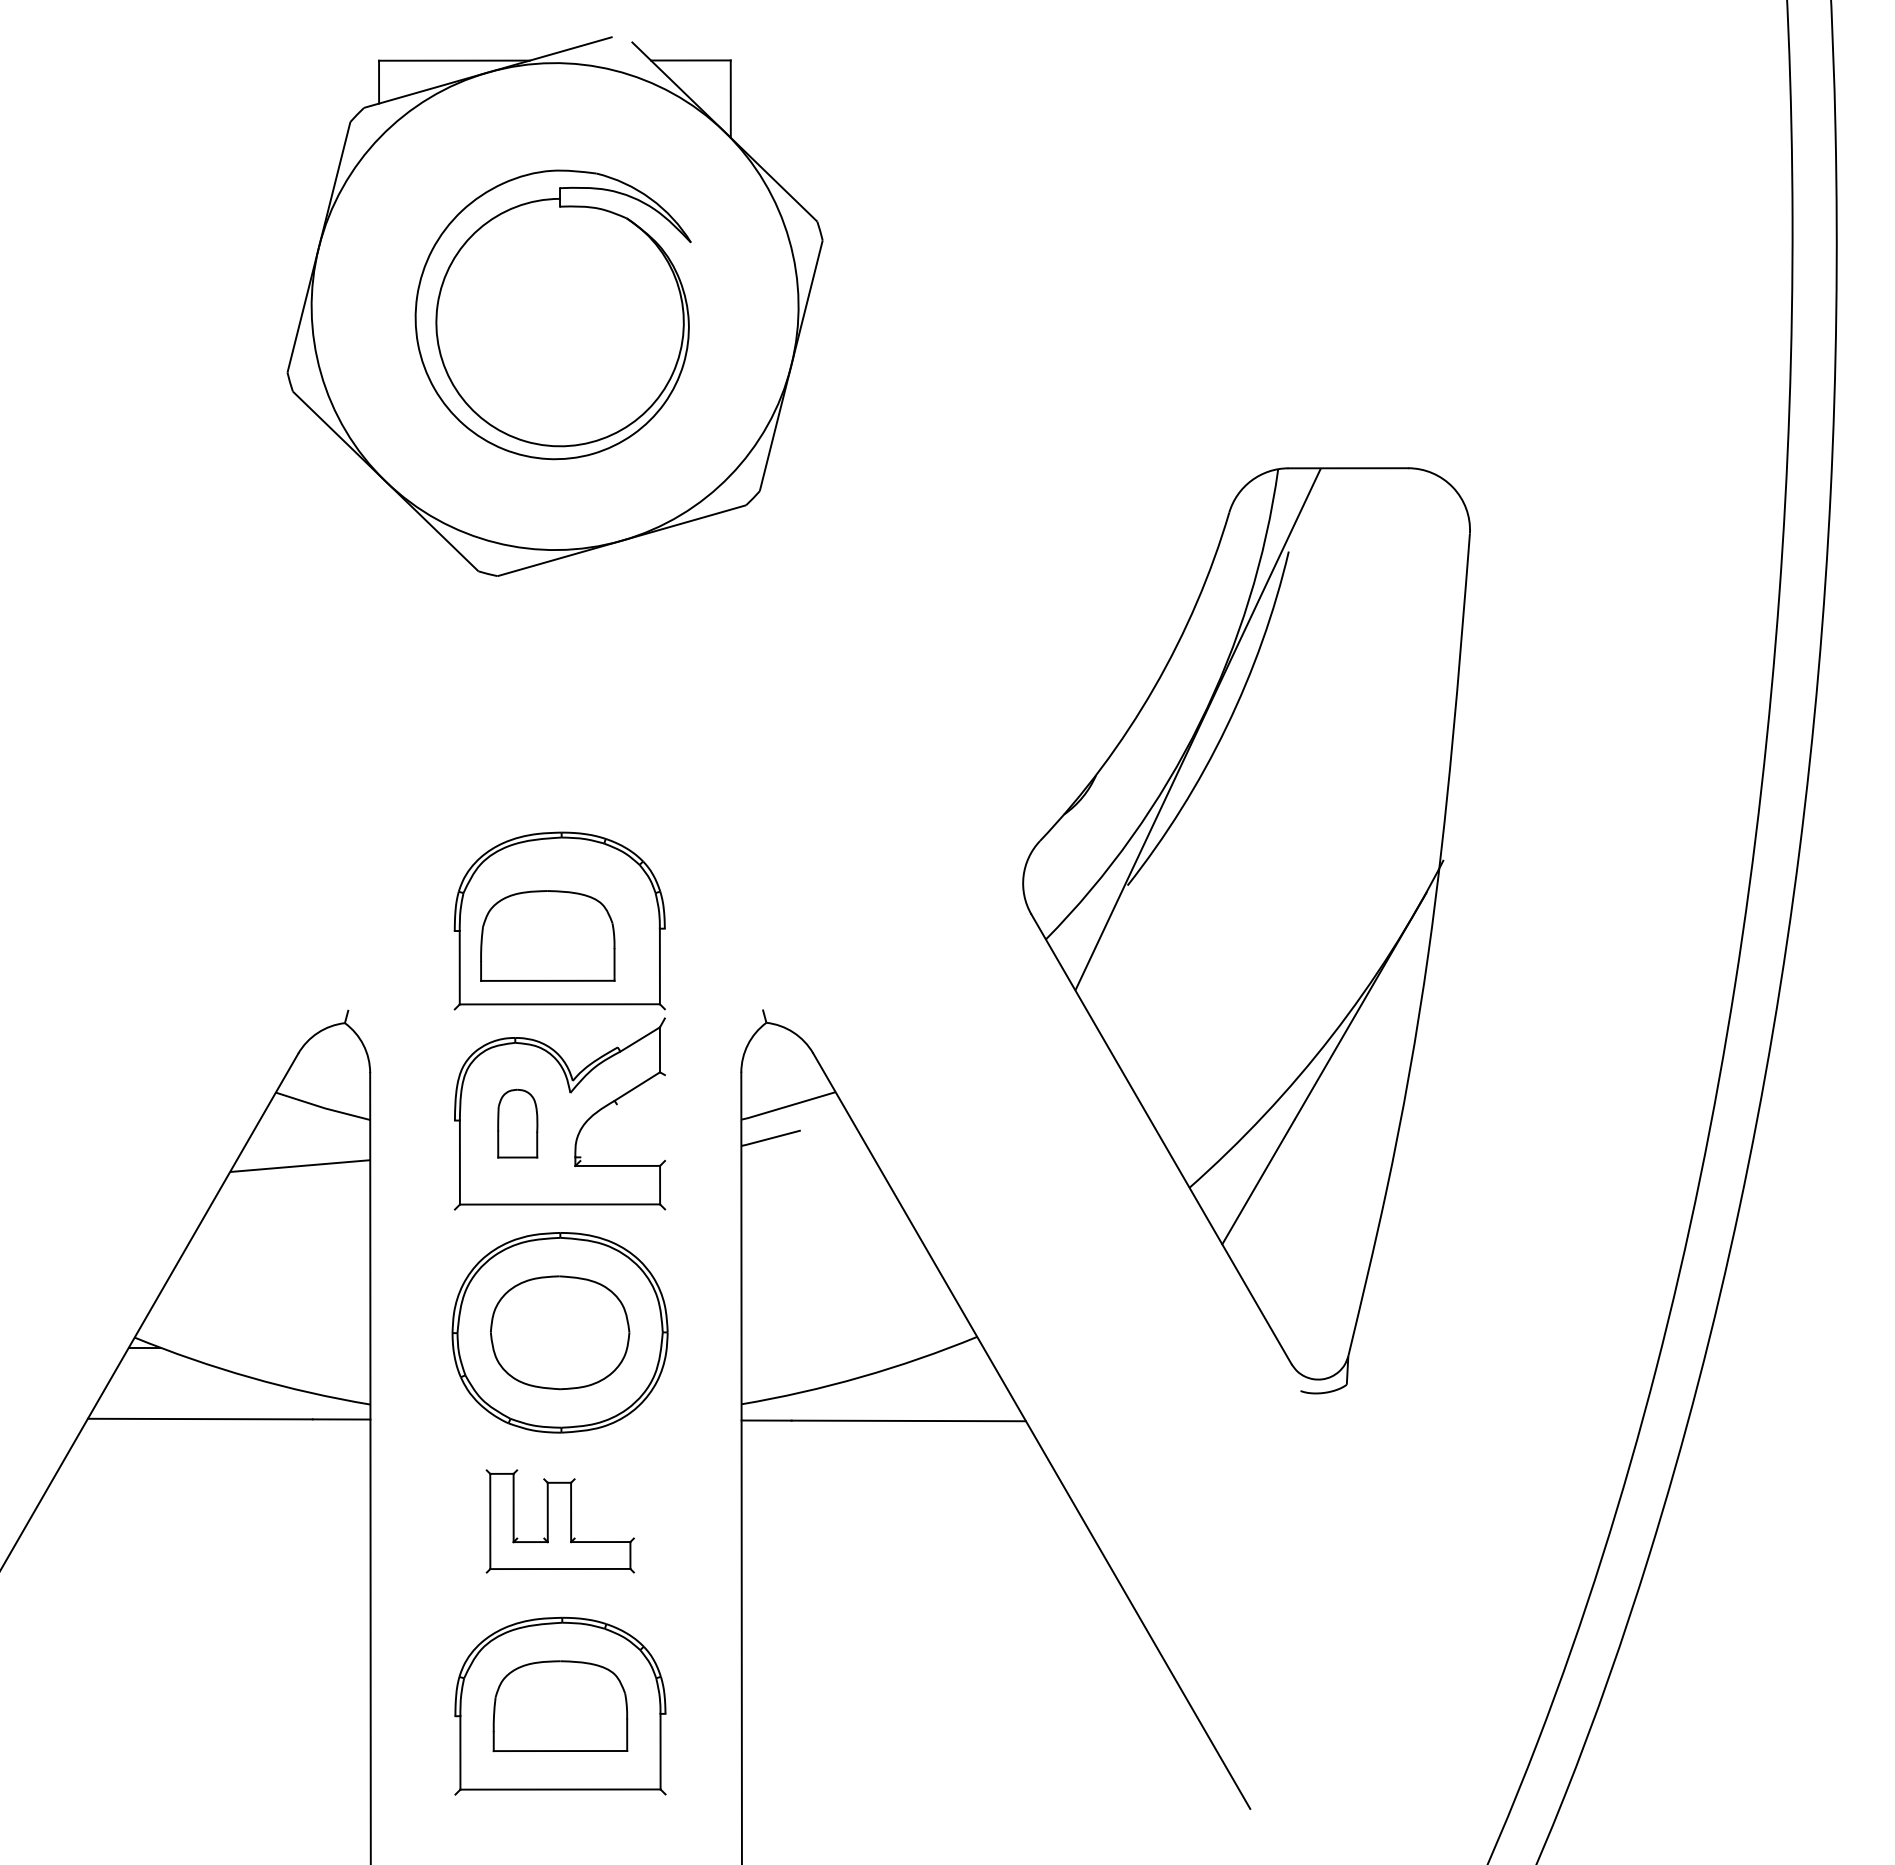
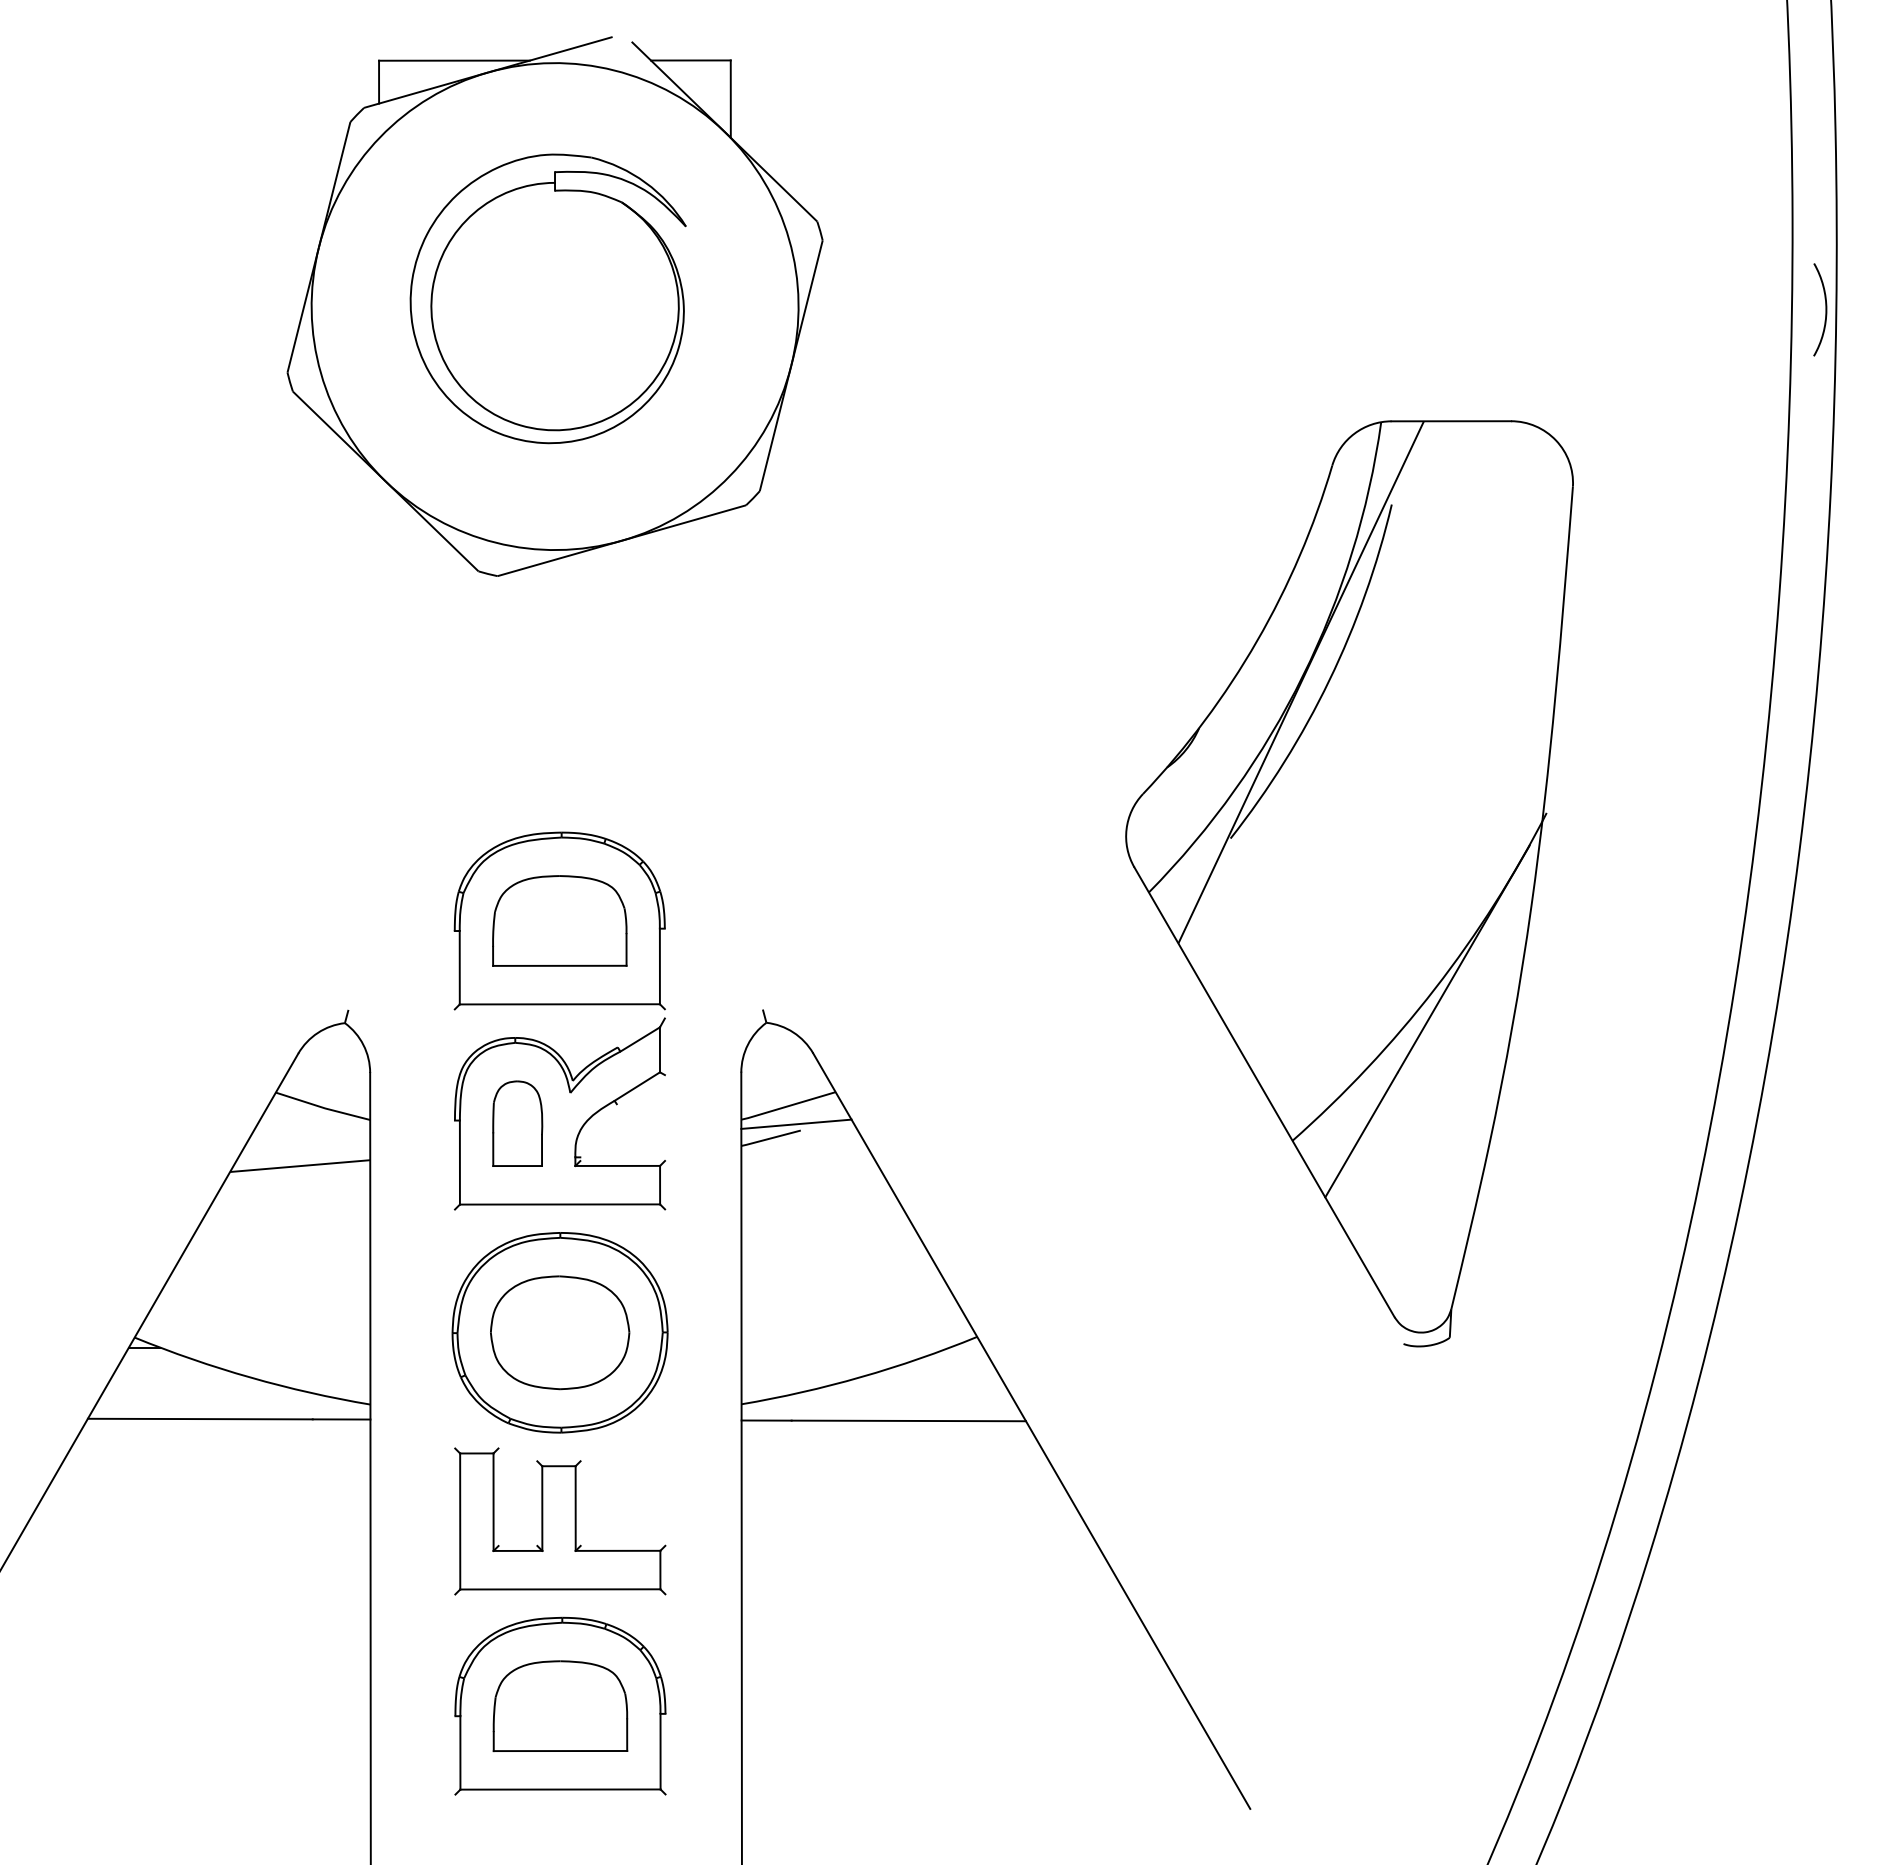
arc: none -> present (1825, 309)
part position: (552, 314) -> (547, 298) (547, 298)
part position: (1246, 930) -> (1349, 883) (1349, 883)
part position: (547, 935) -> (559, 920) (559, 920)
part size: 42x71 px -> 52x87 px (517, 1123)
line: none -> present (796, 1123)
part size: 150x105 px -> 213x149 px (560, 1521)
